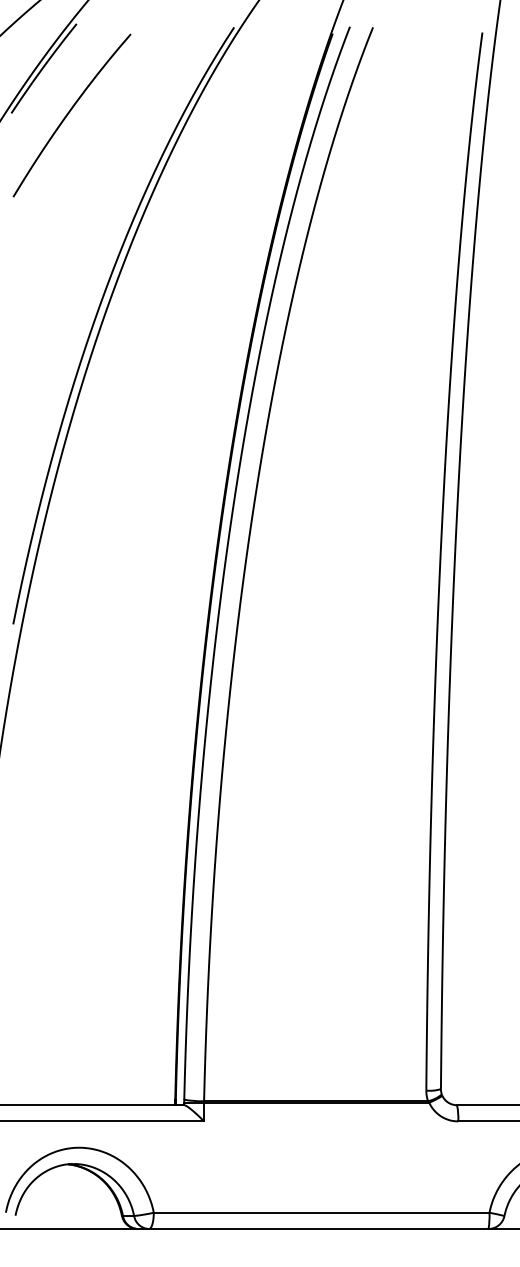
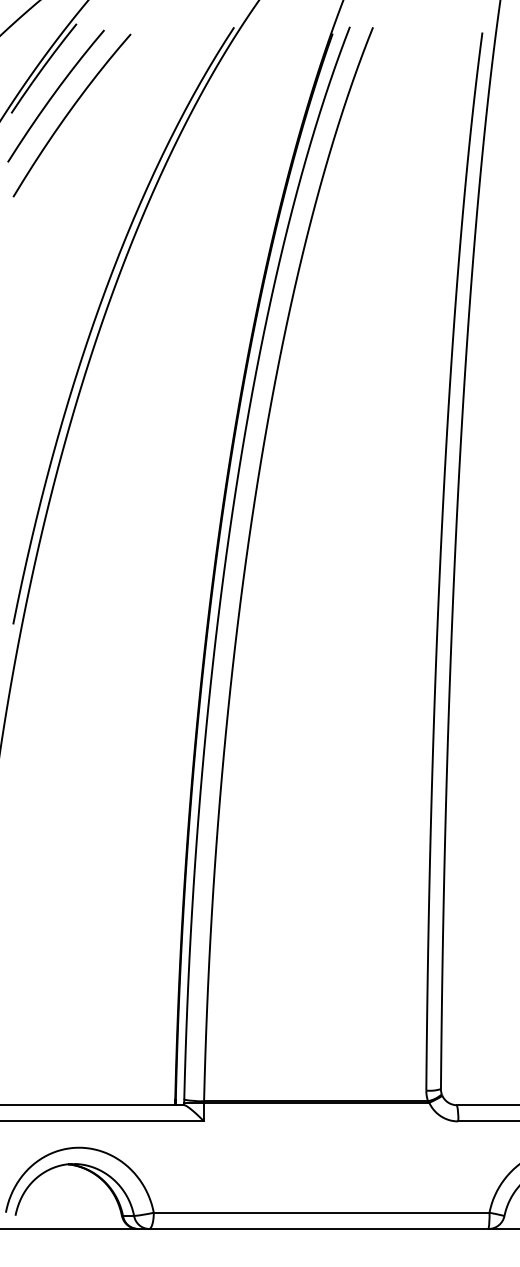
curve: none -> present (54, 95)
